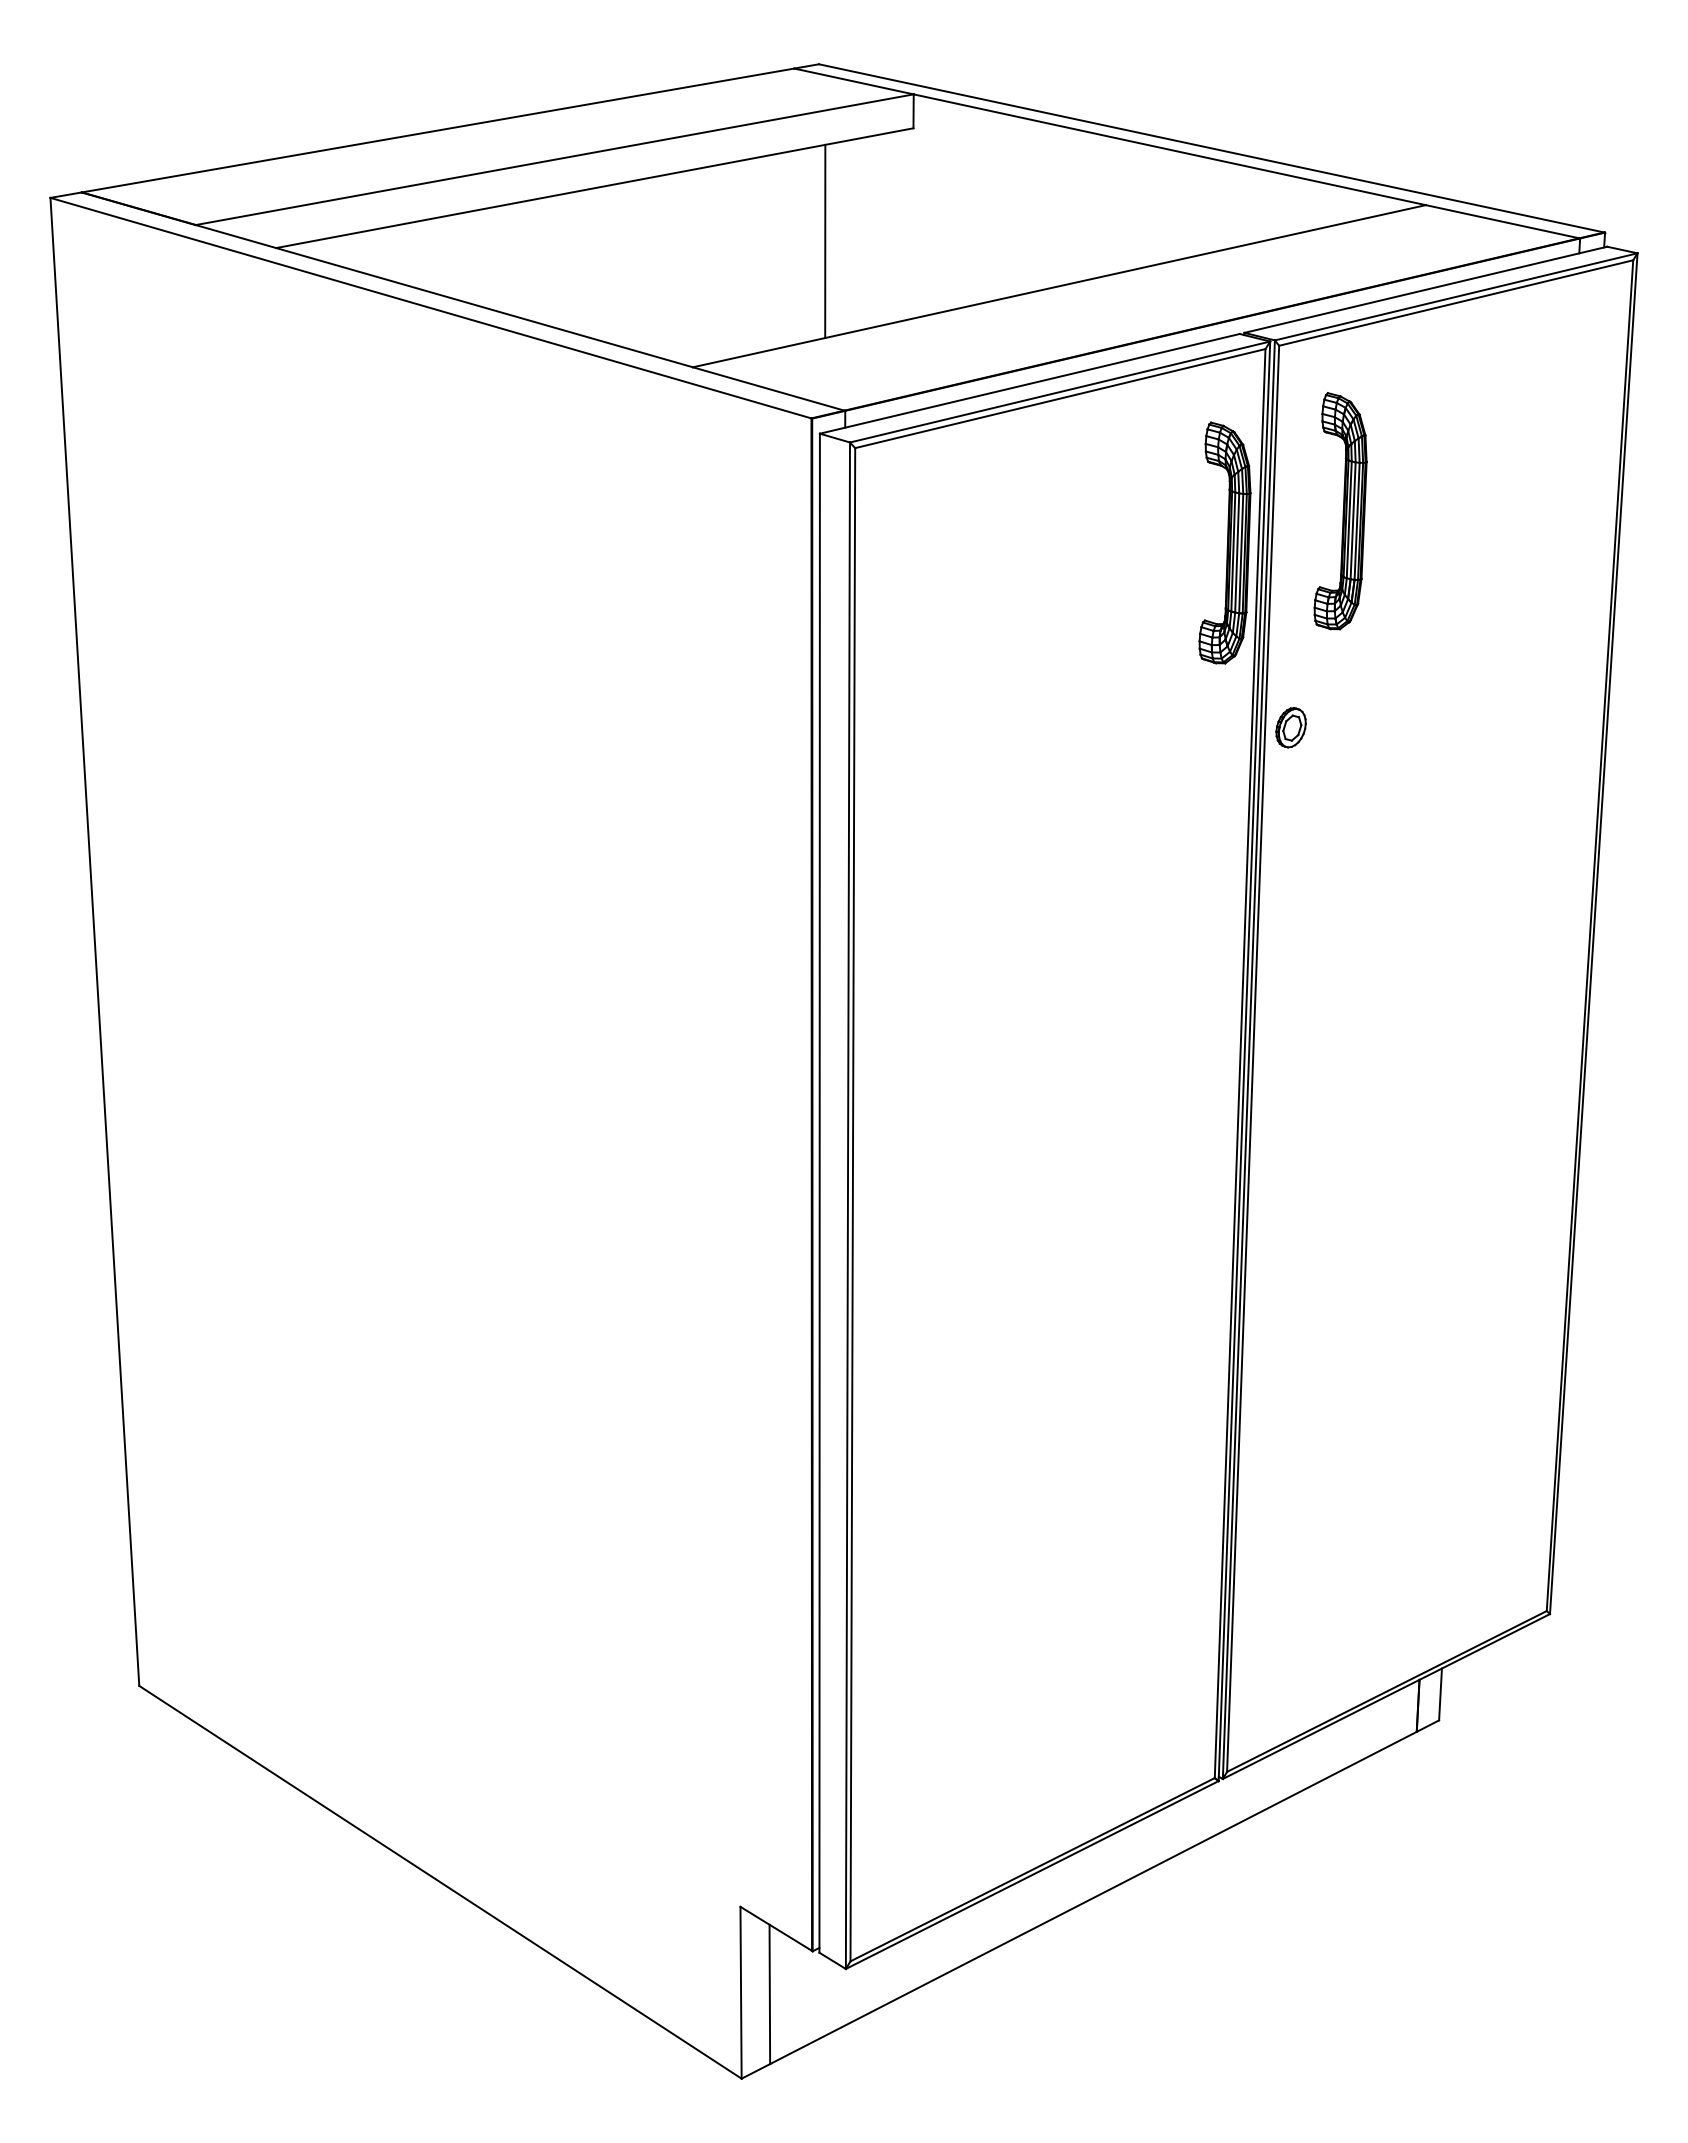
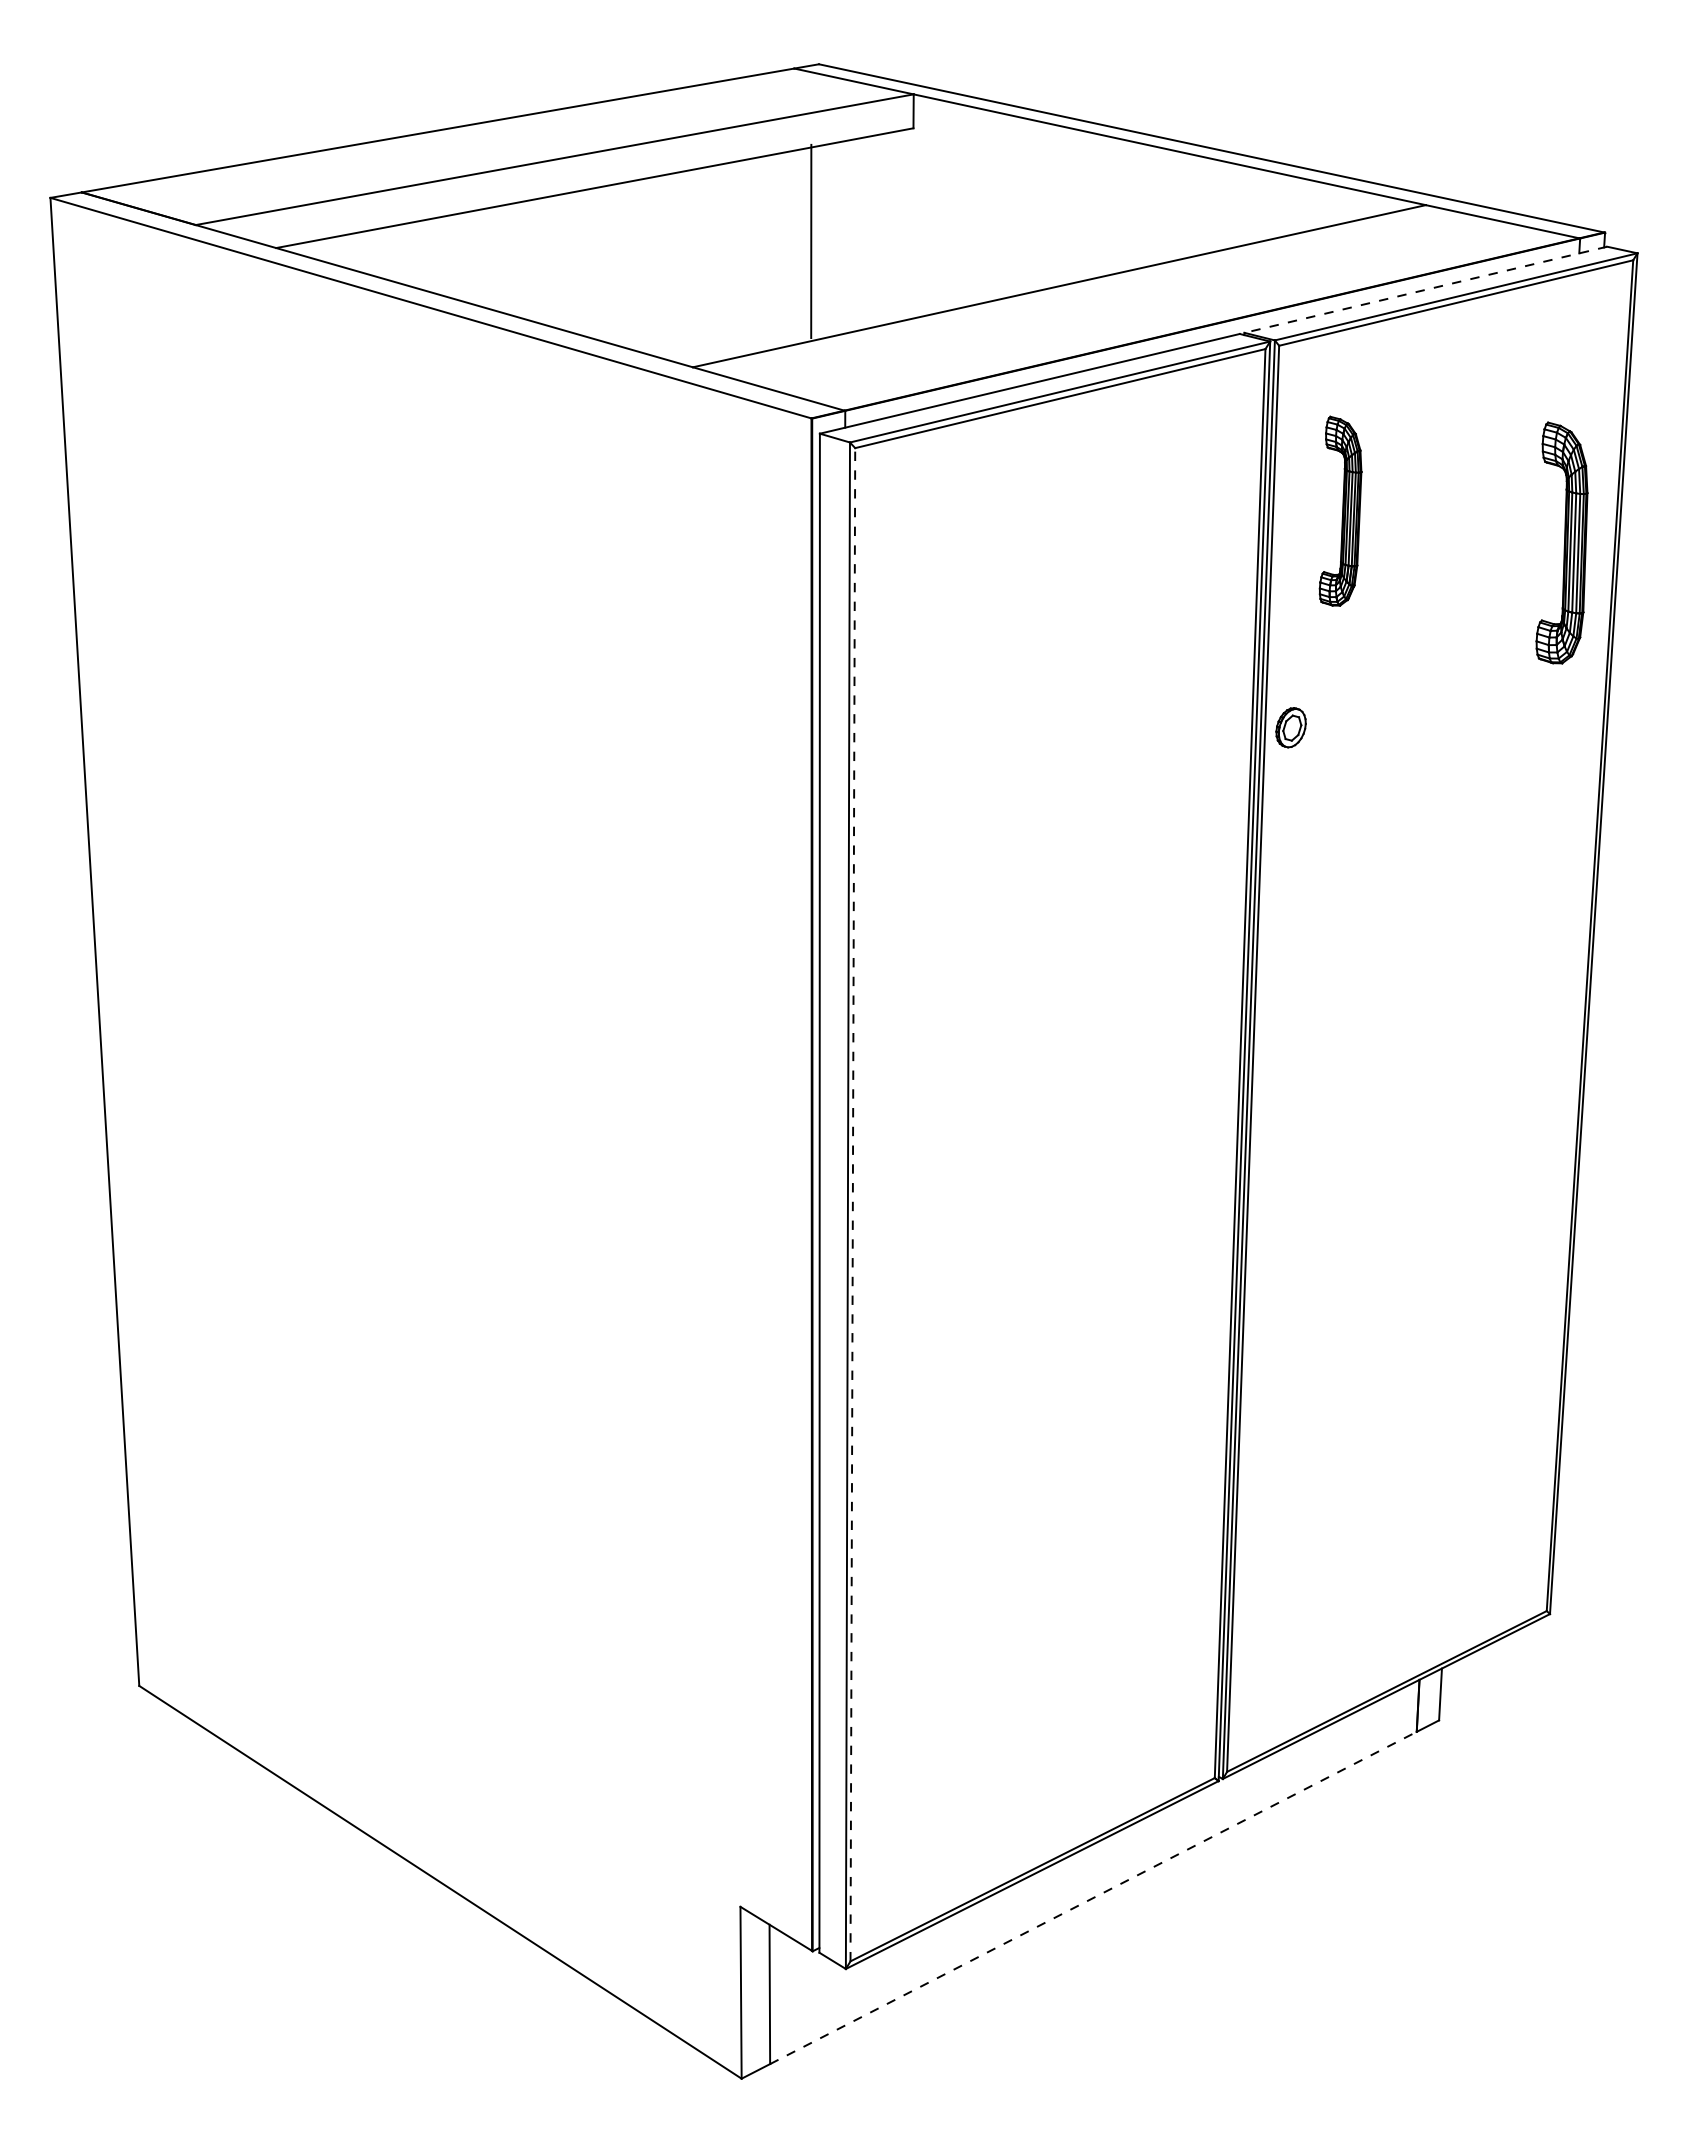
line position: (825, 241) -> (811, 241) (811, 241)
line: solid -> dashed (1425, 289)
part size: 55x239 px -> 45x192 px (1340, 510)
part position: (1224, 542) -> (1561, 542) (1561, 542)
line: solid -> dashed (852, 1204)
line: solid -> dashed (1093, 1897)
